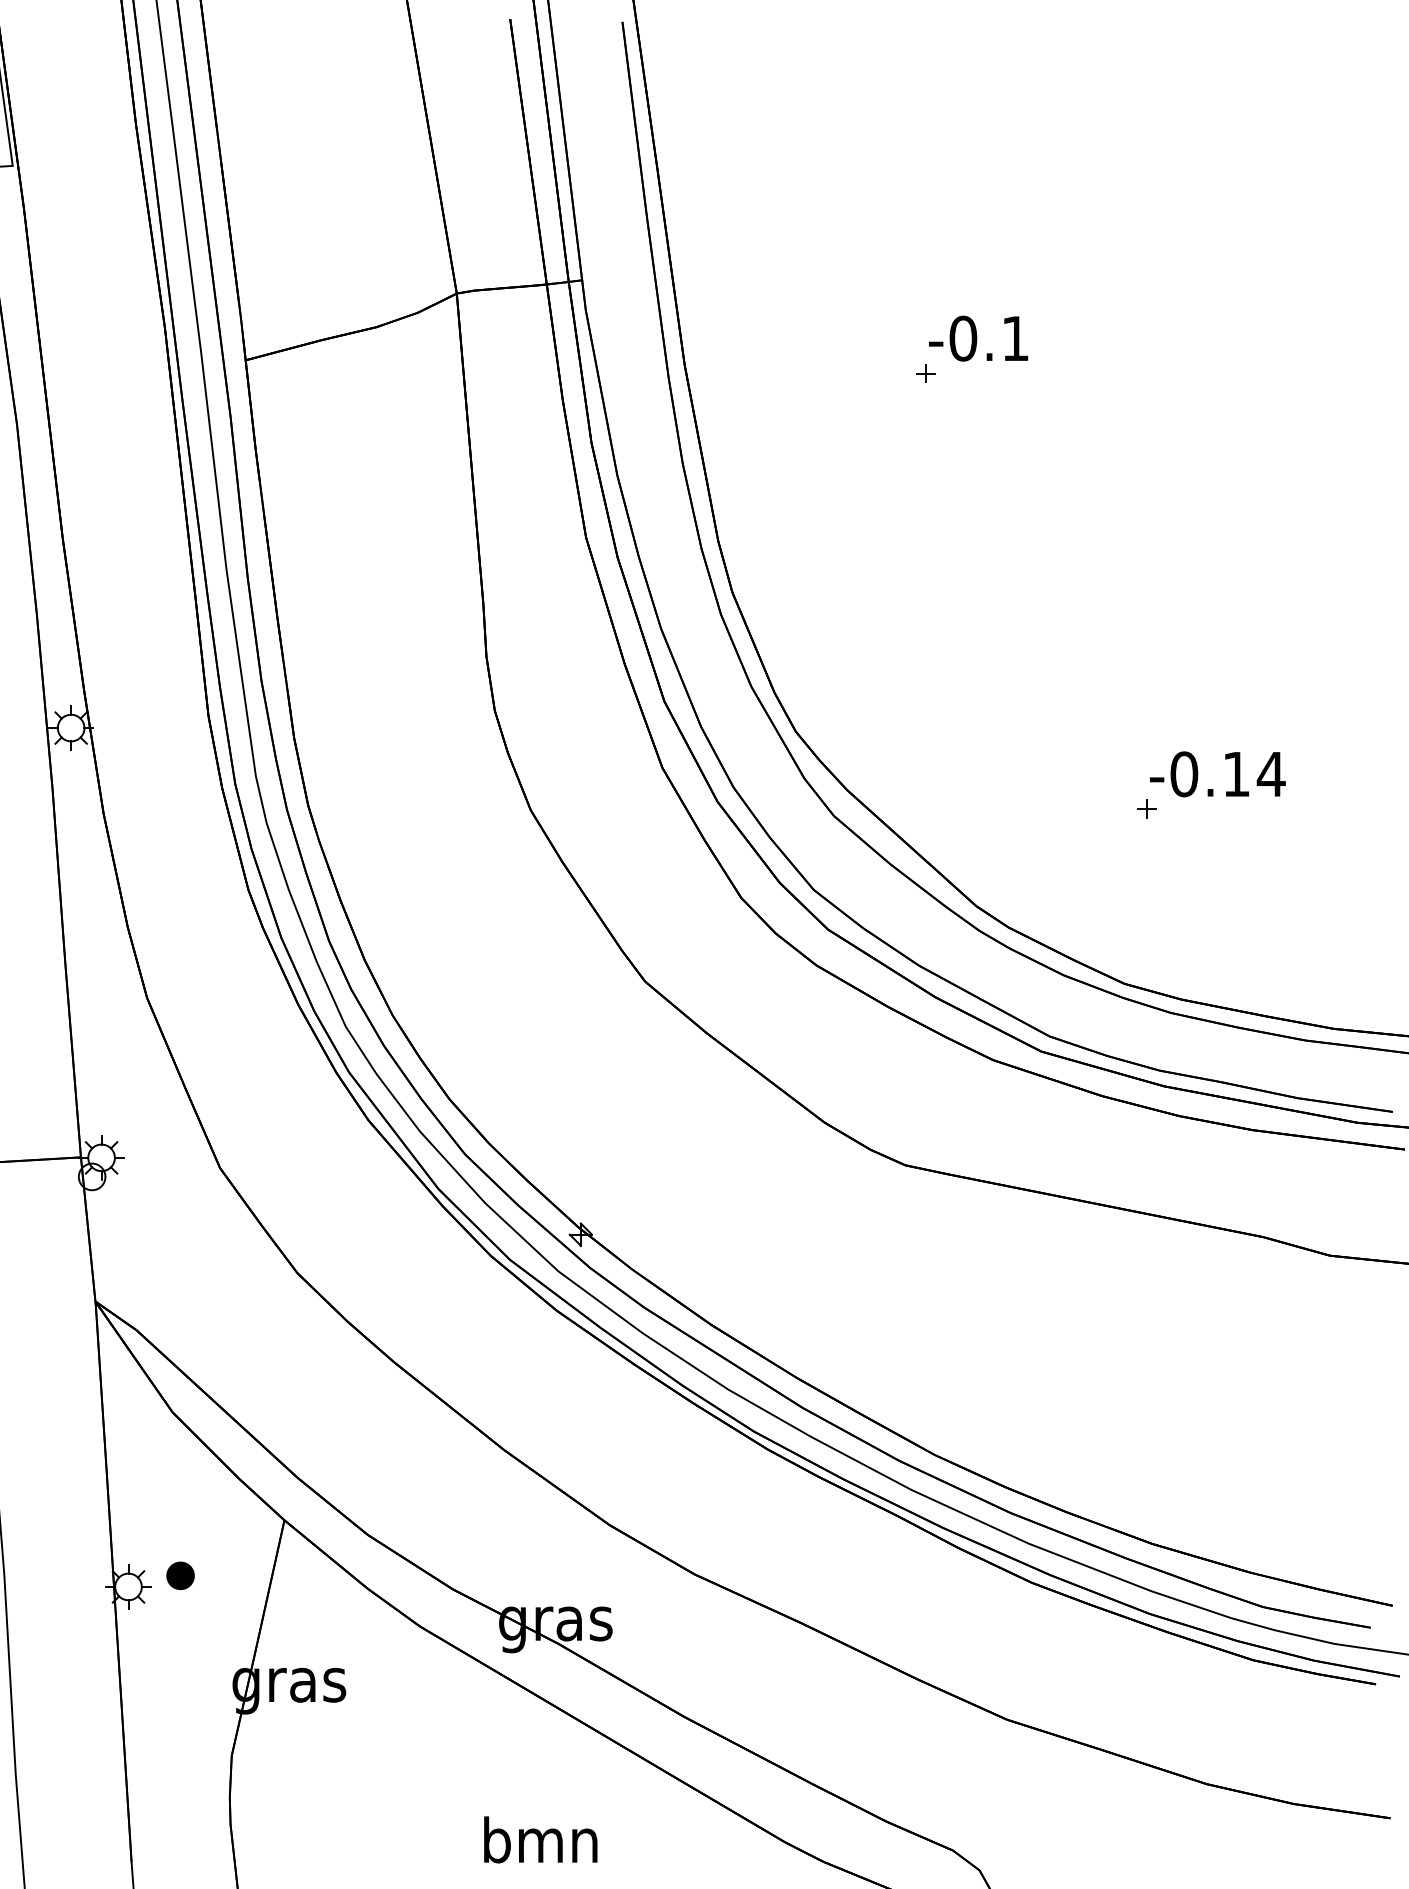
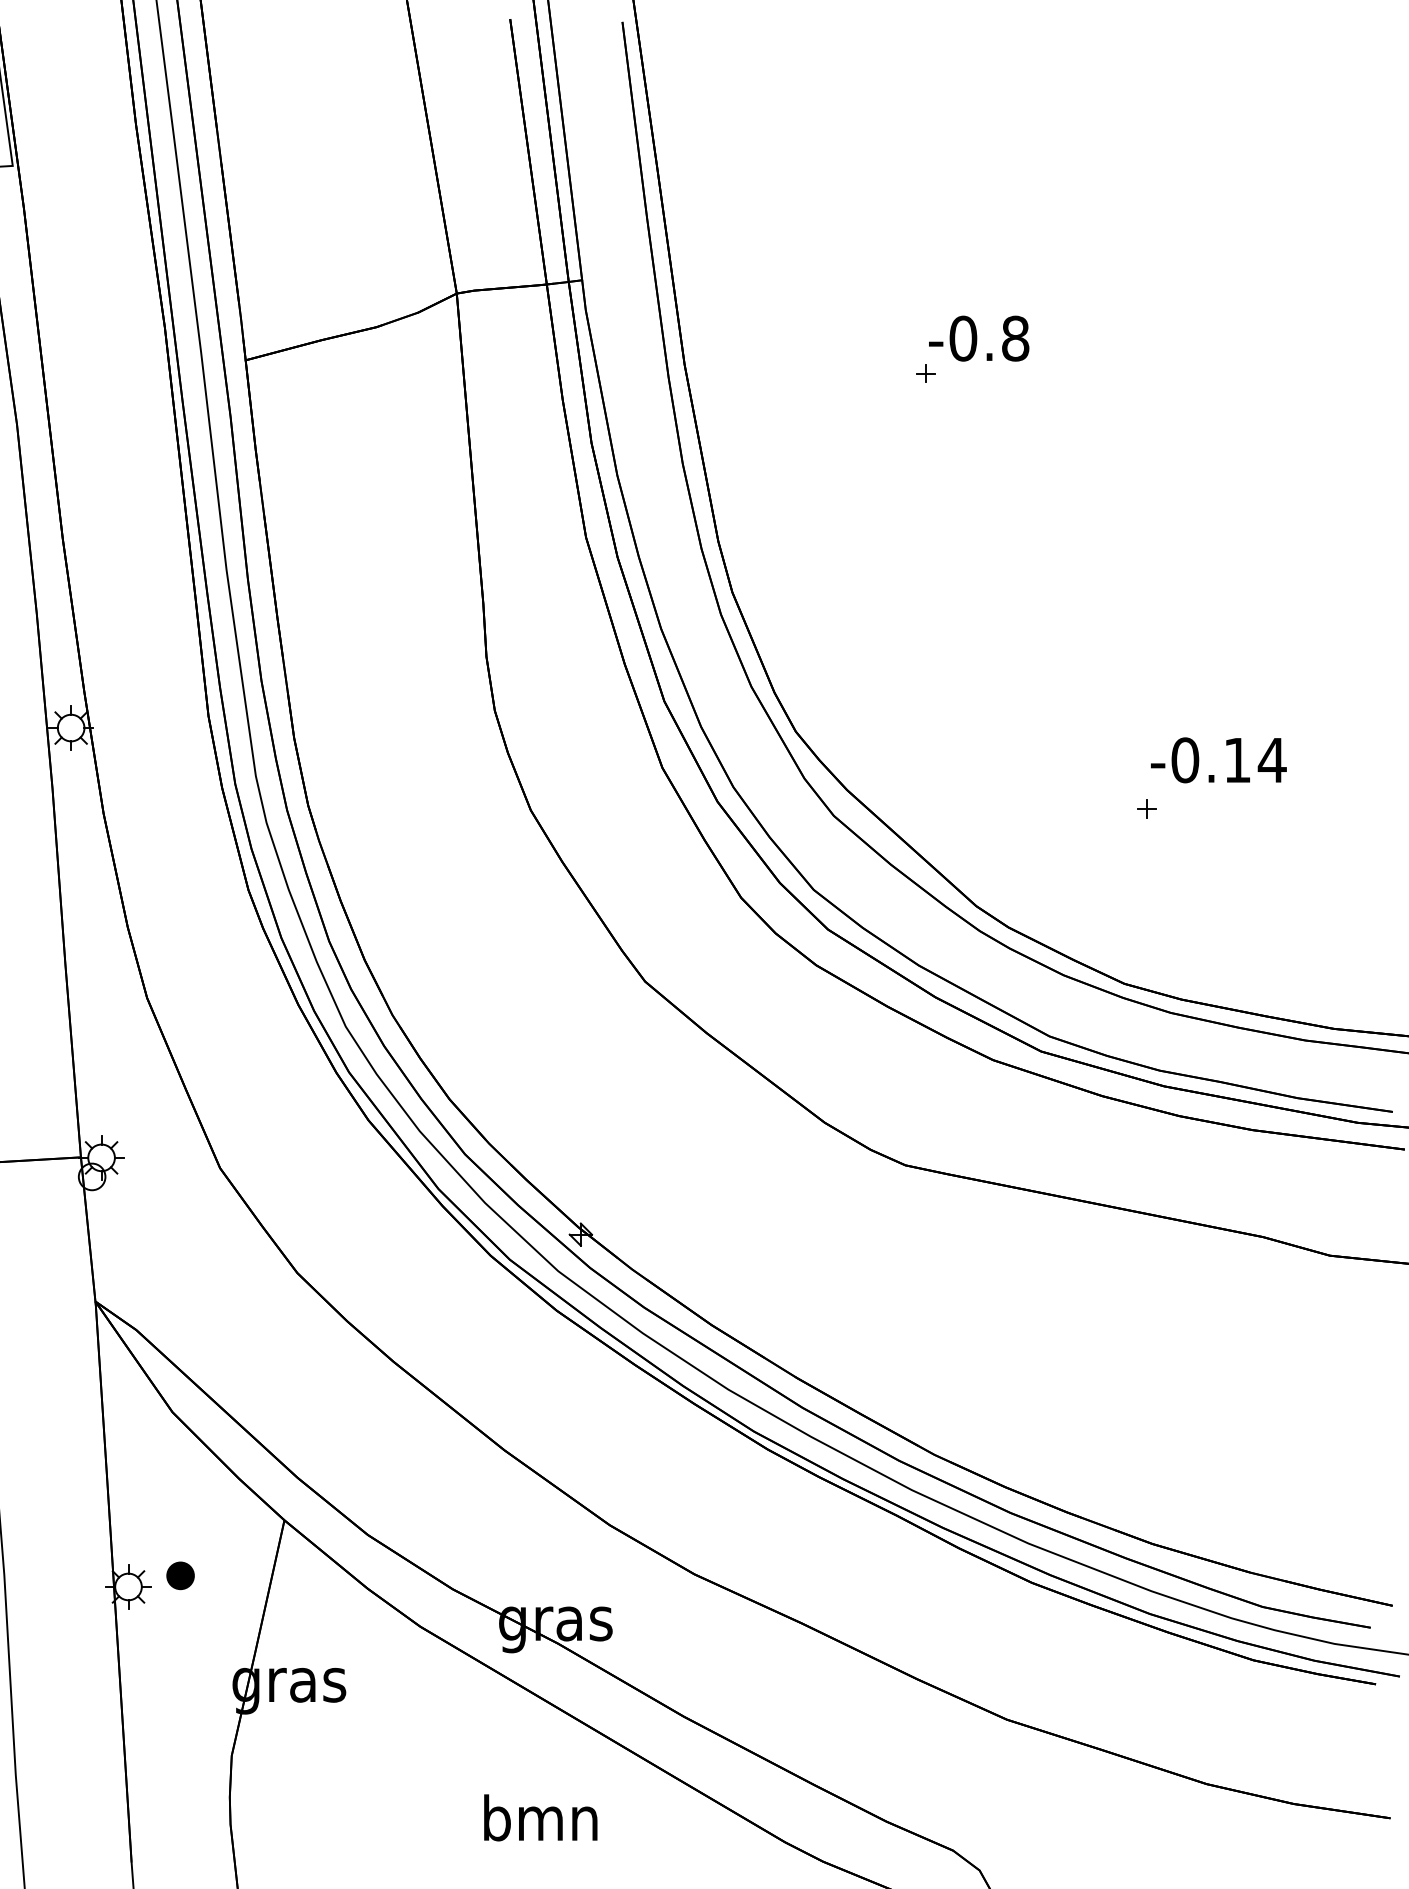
text: -0.1 -> -0.8 (1015, 338)
text position: (1217, 774) -> (1218, 760) (1218, 760)
text position: (540, 1839) -> (540, 1817) (540, 1817)
